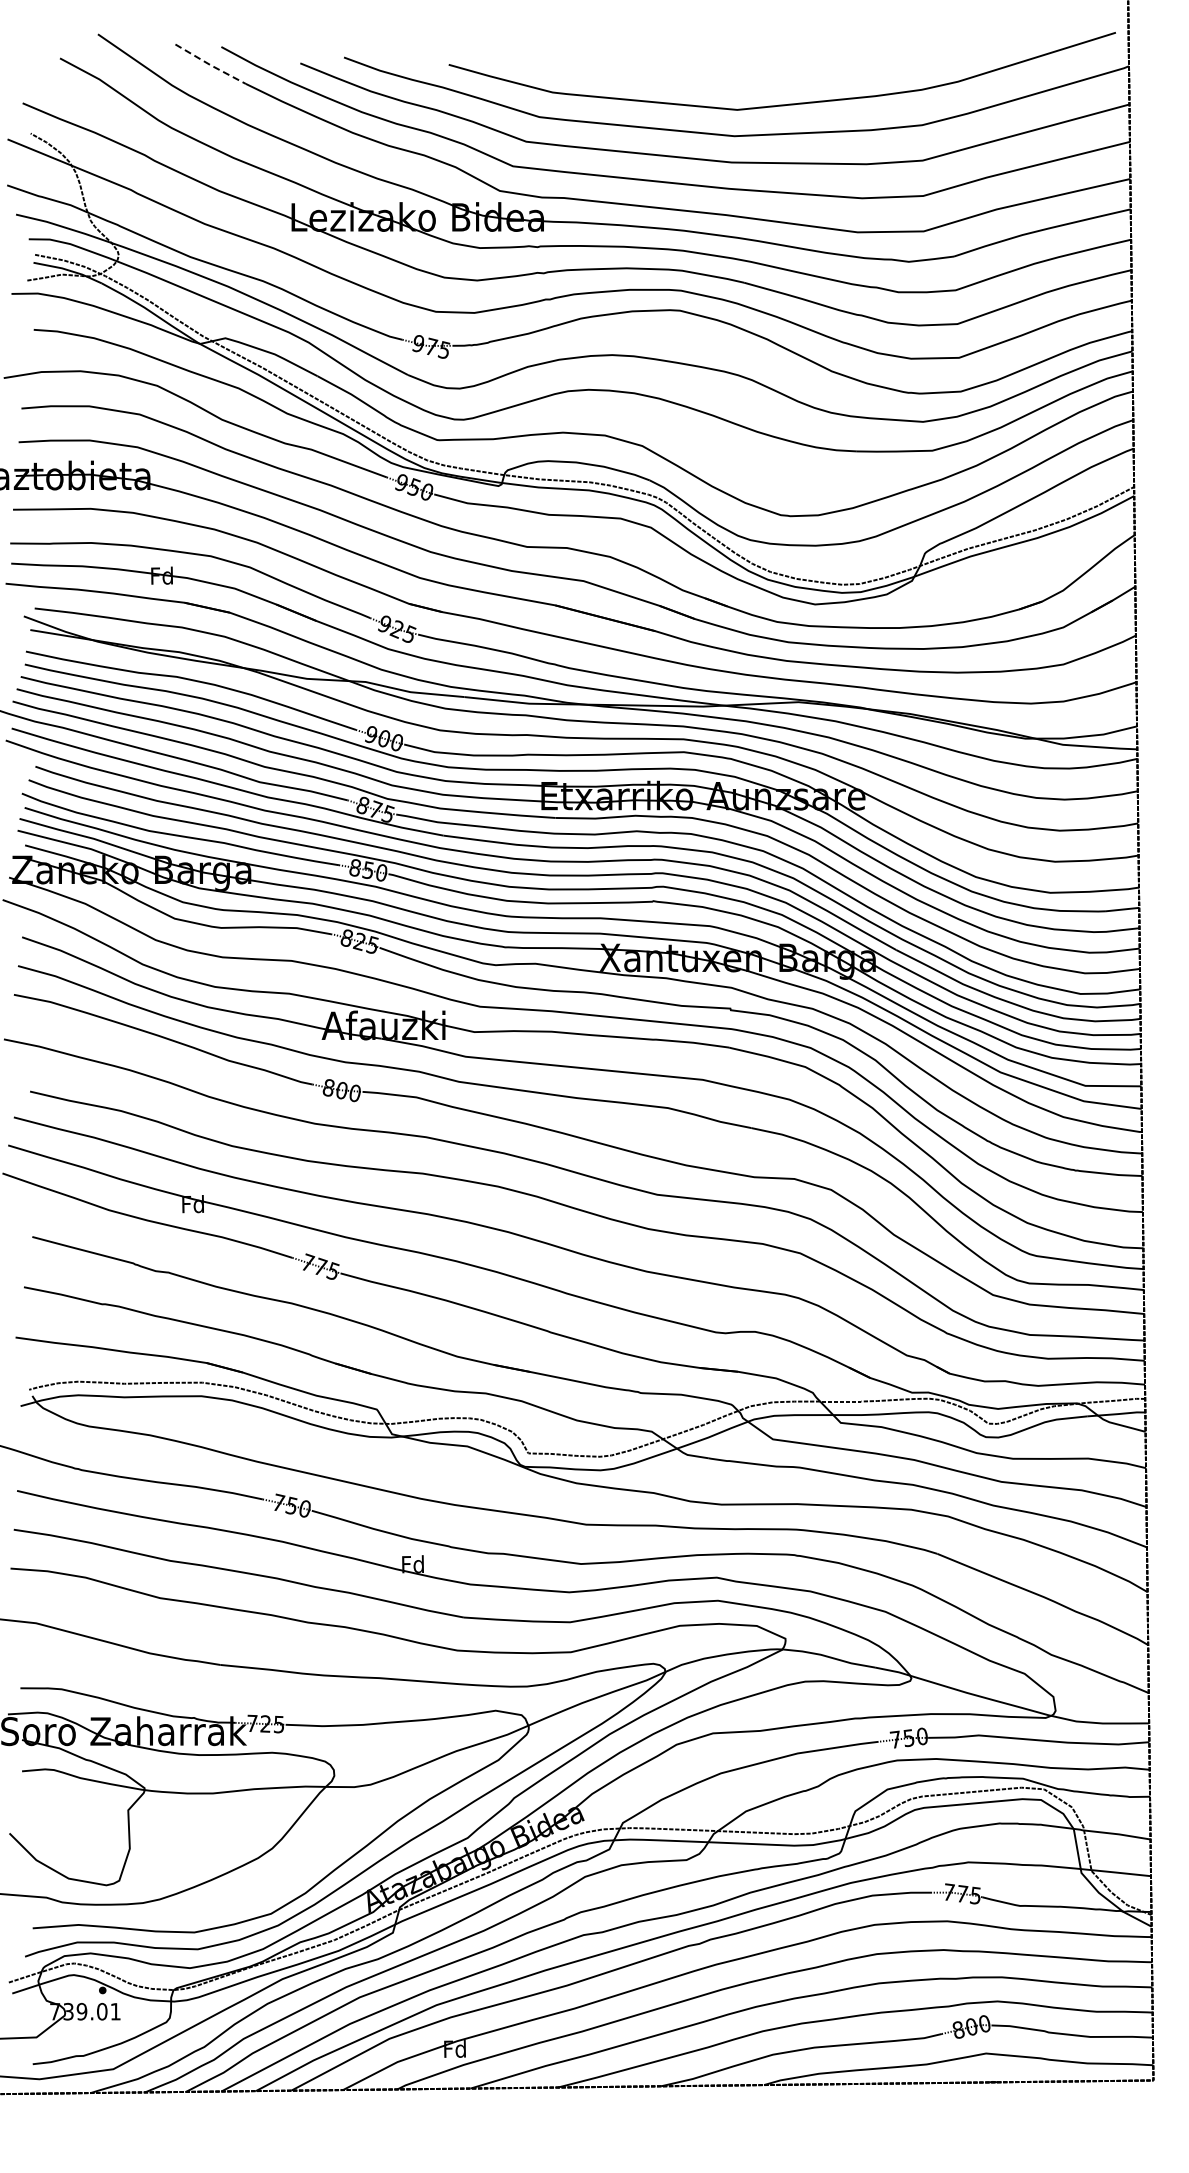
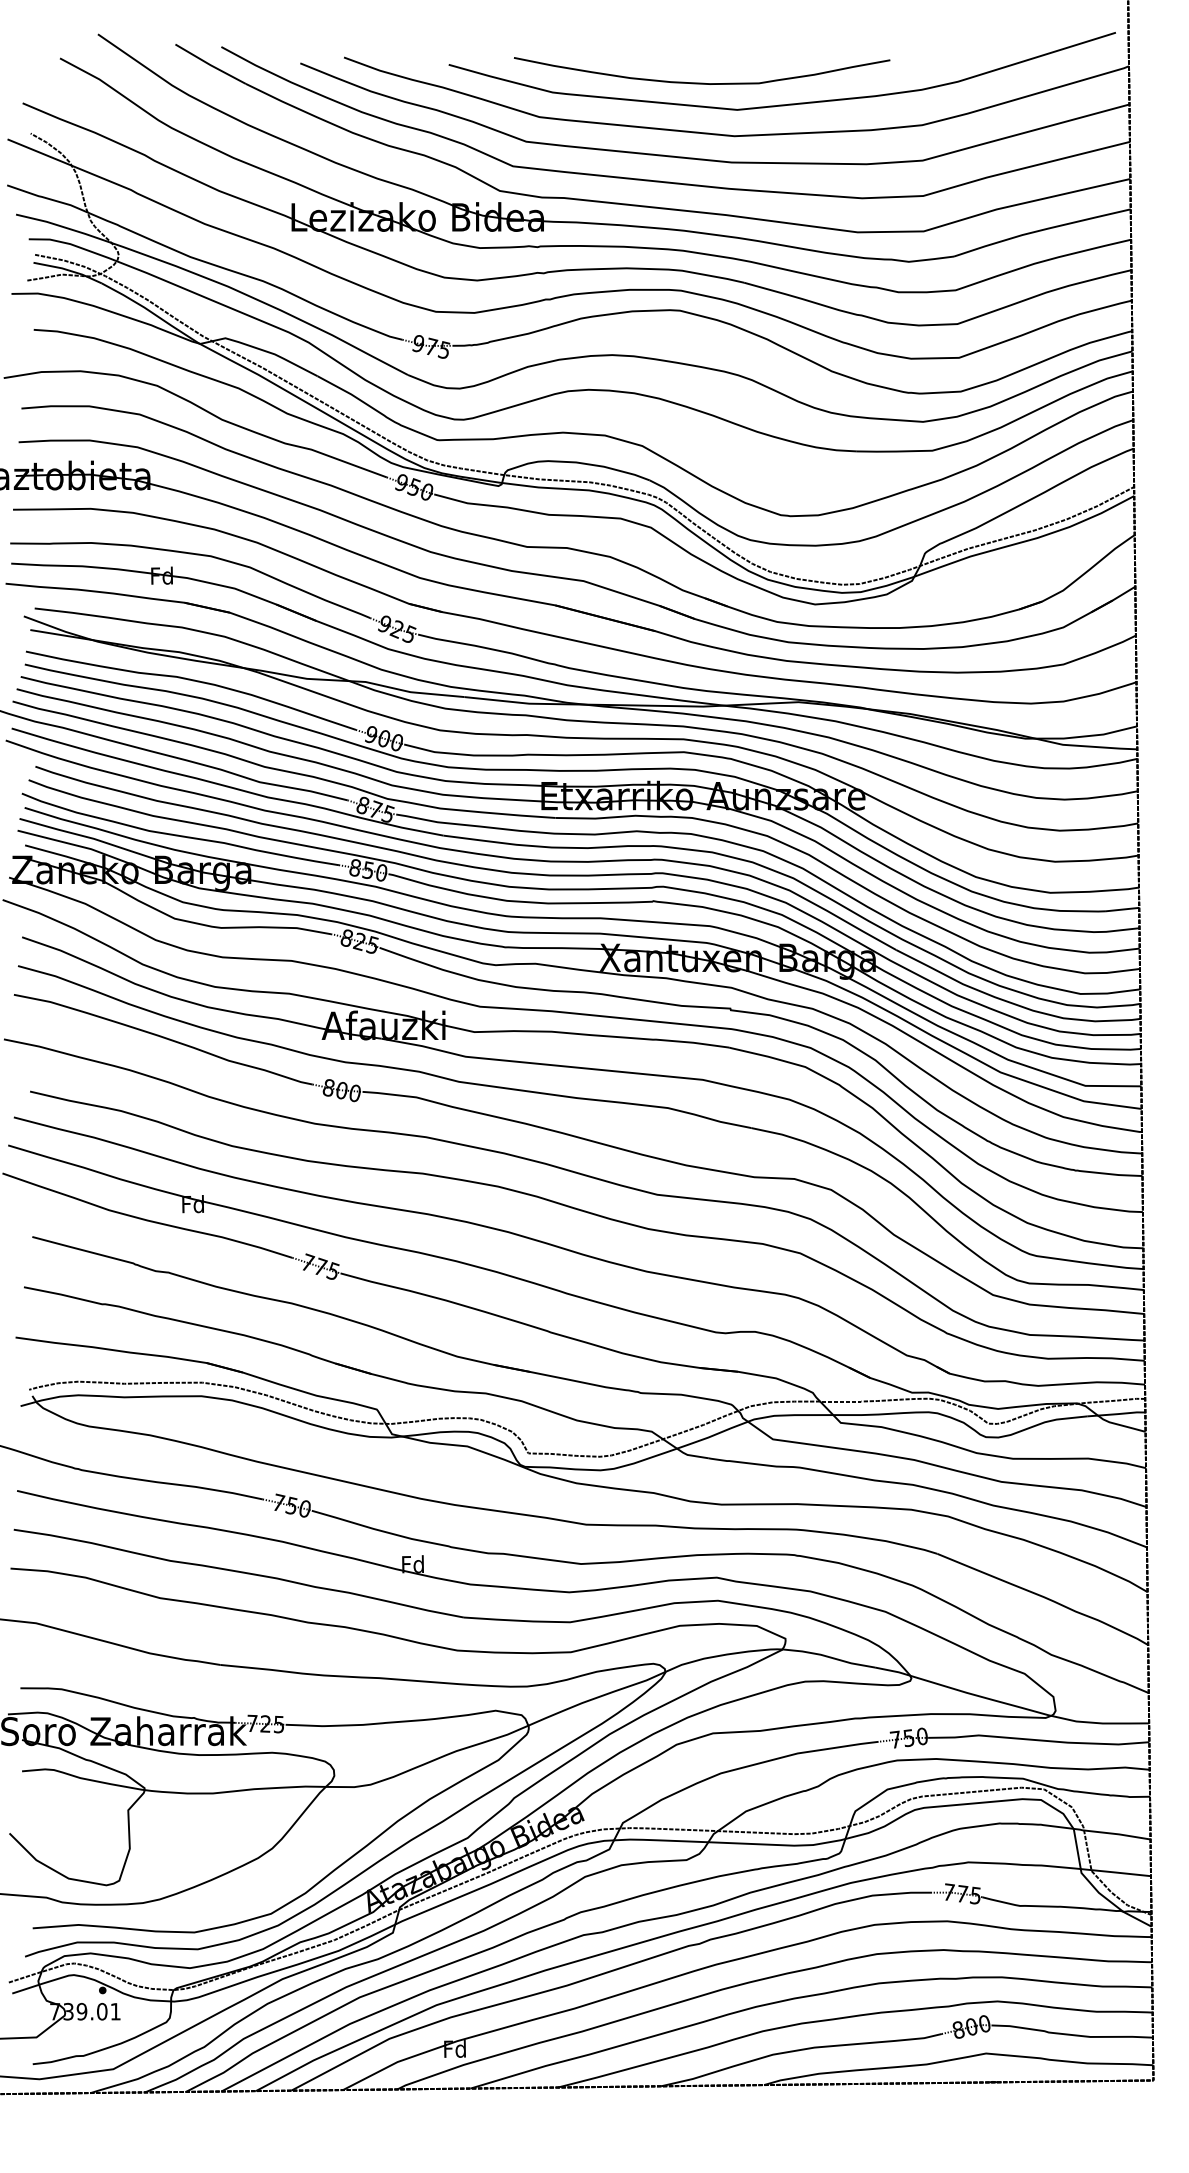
line: dashed -> solid (210, 65)
curve: none -> present (702, 82)
